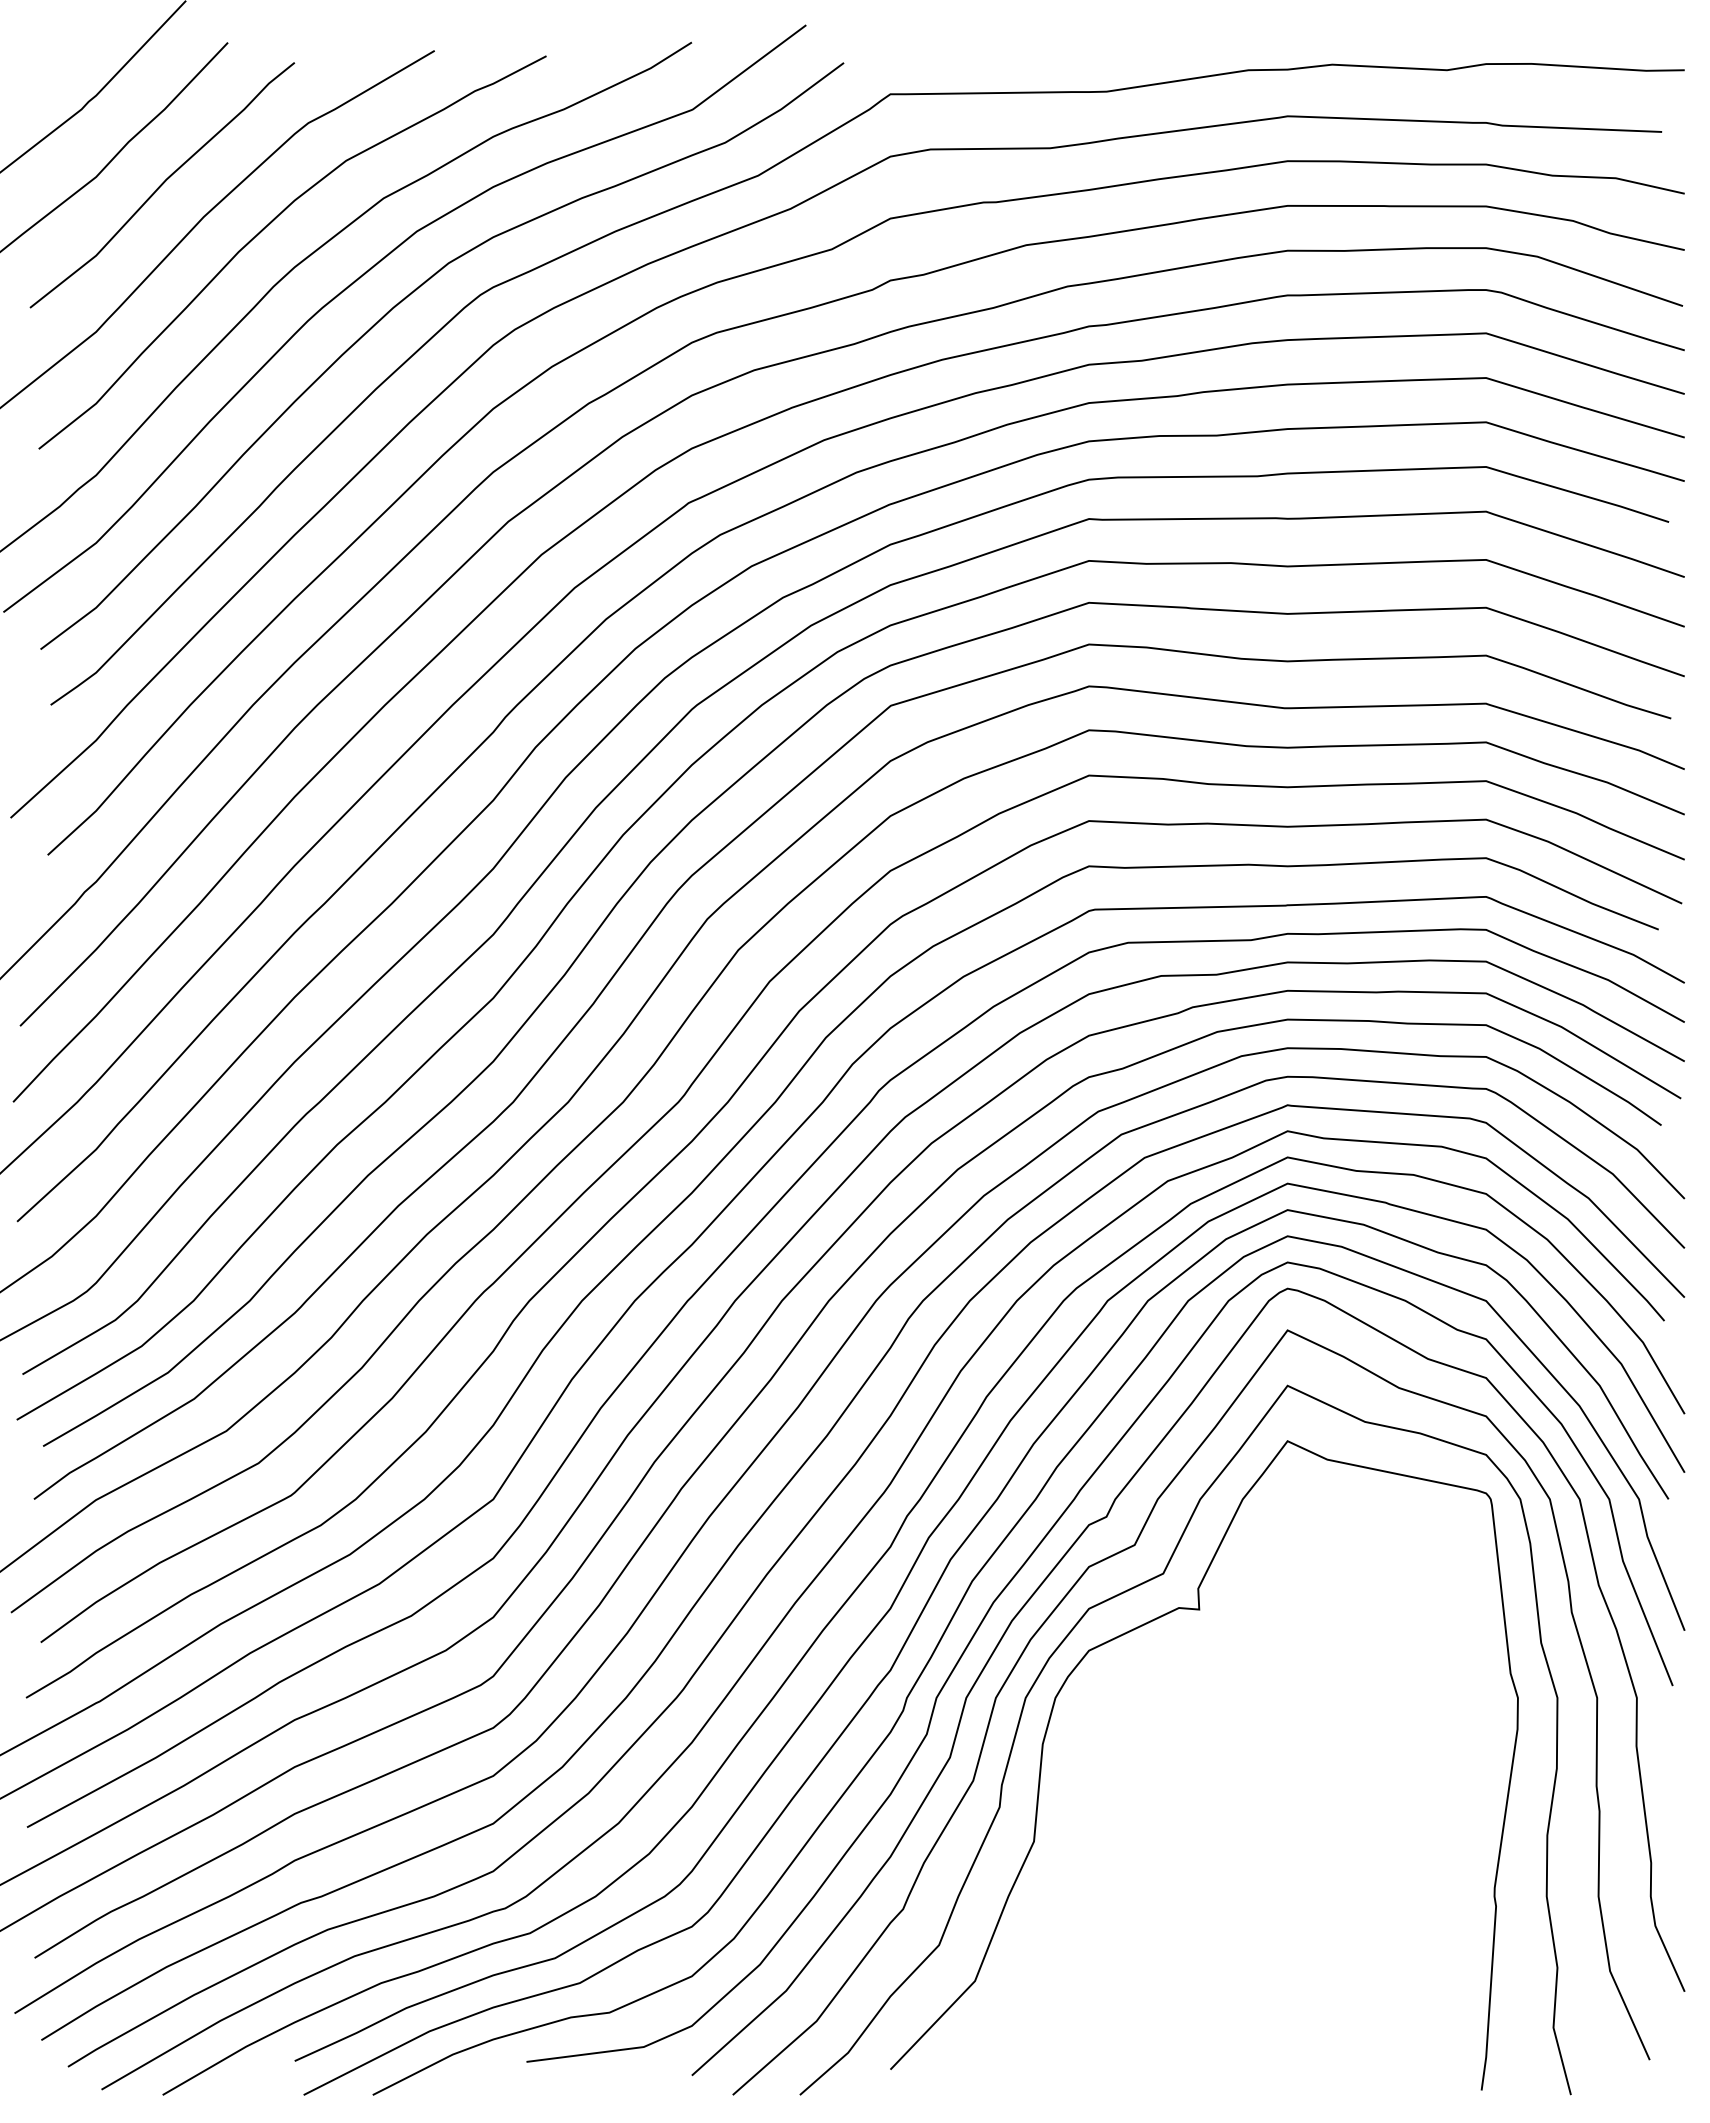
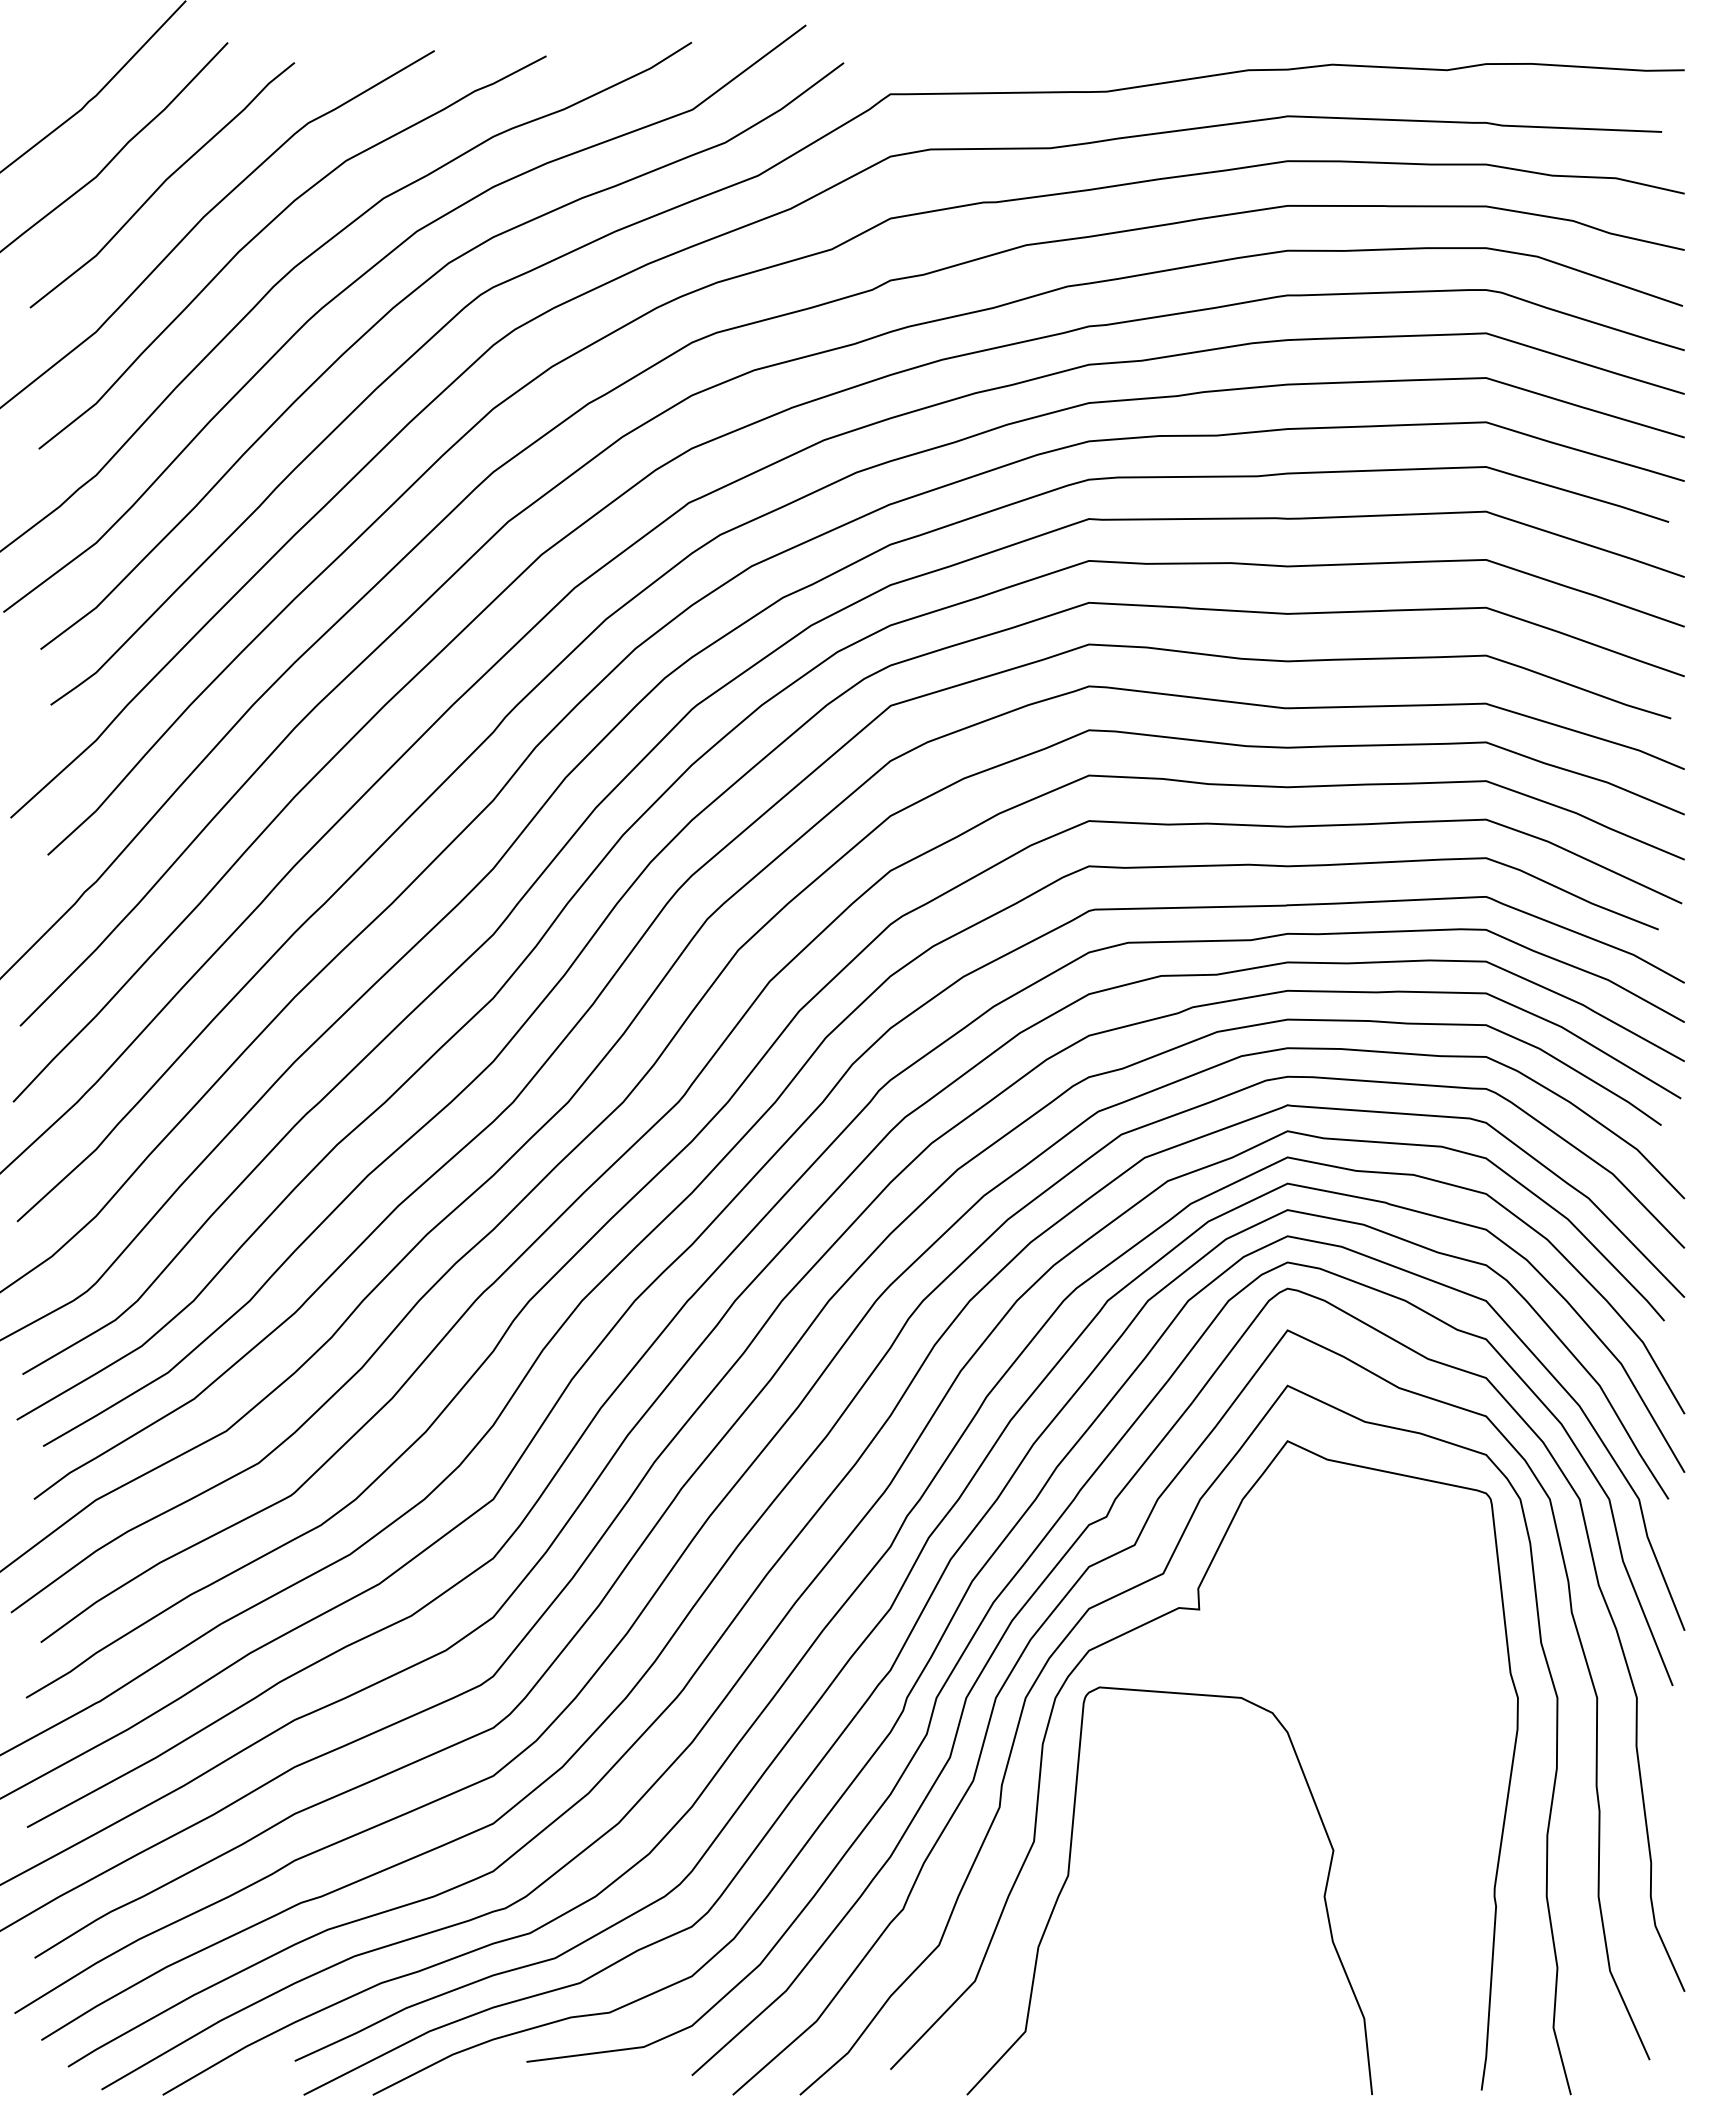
curve: none -> present (1069, 1875)
